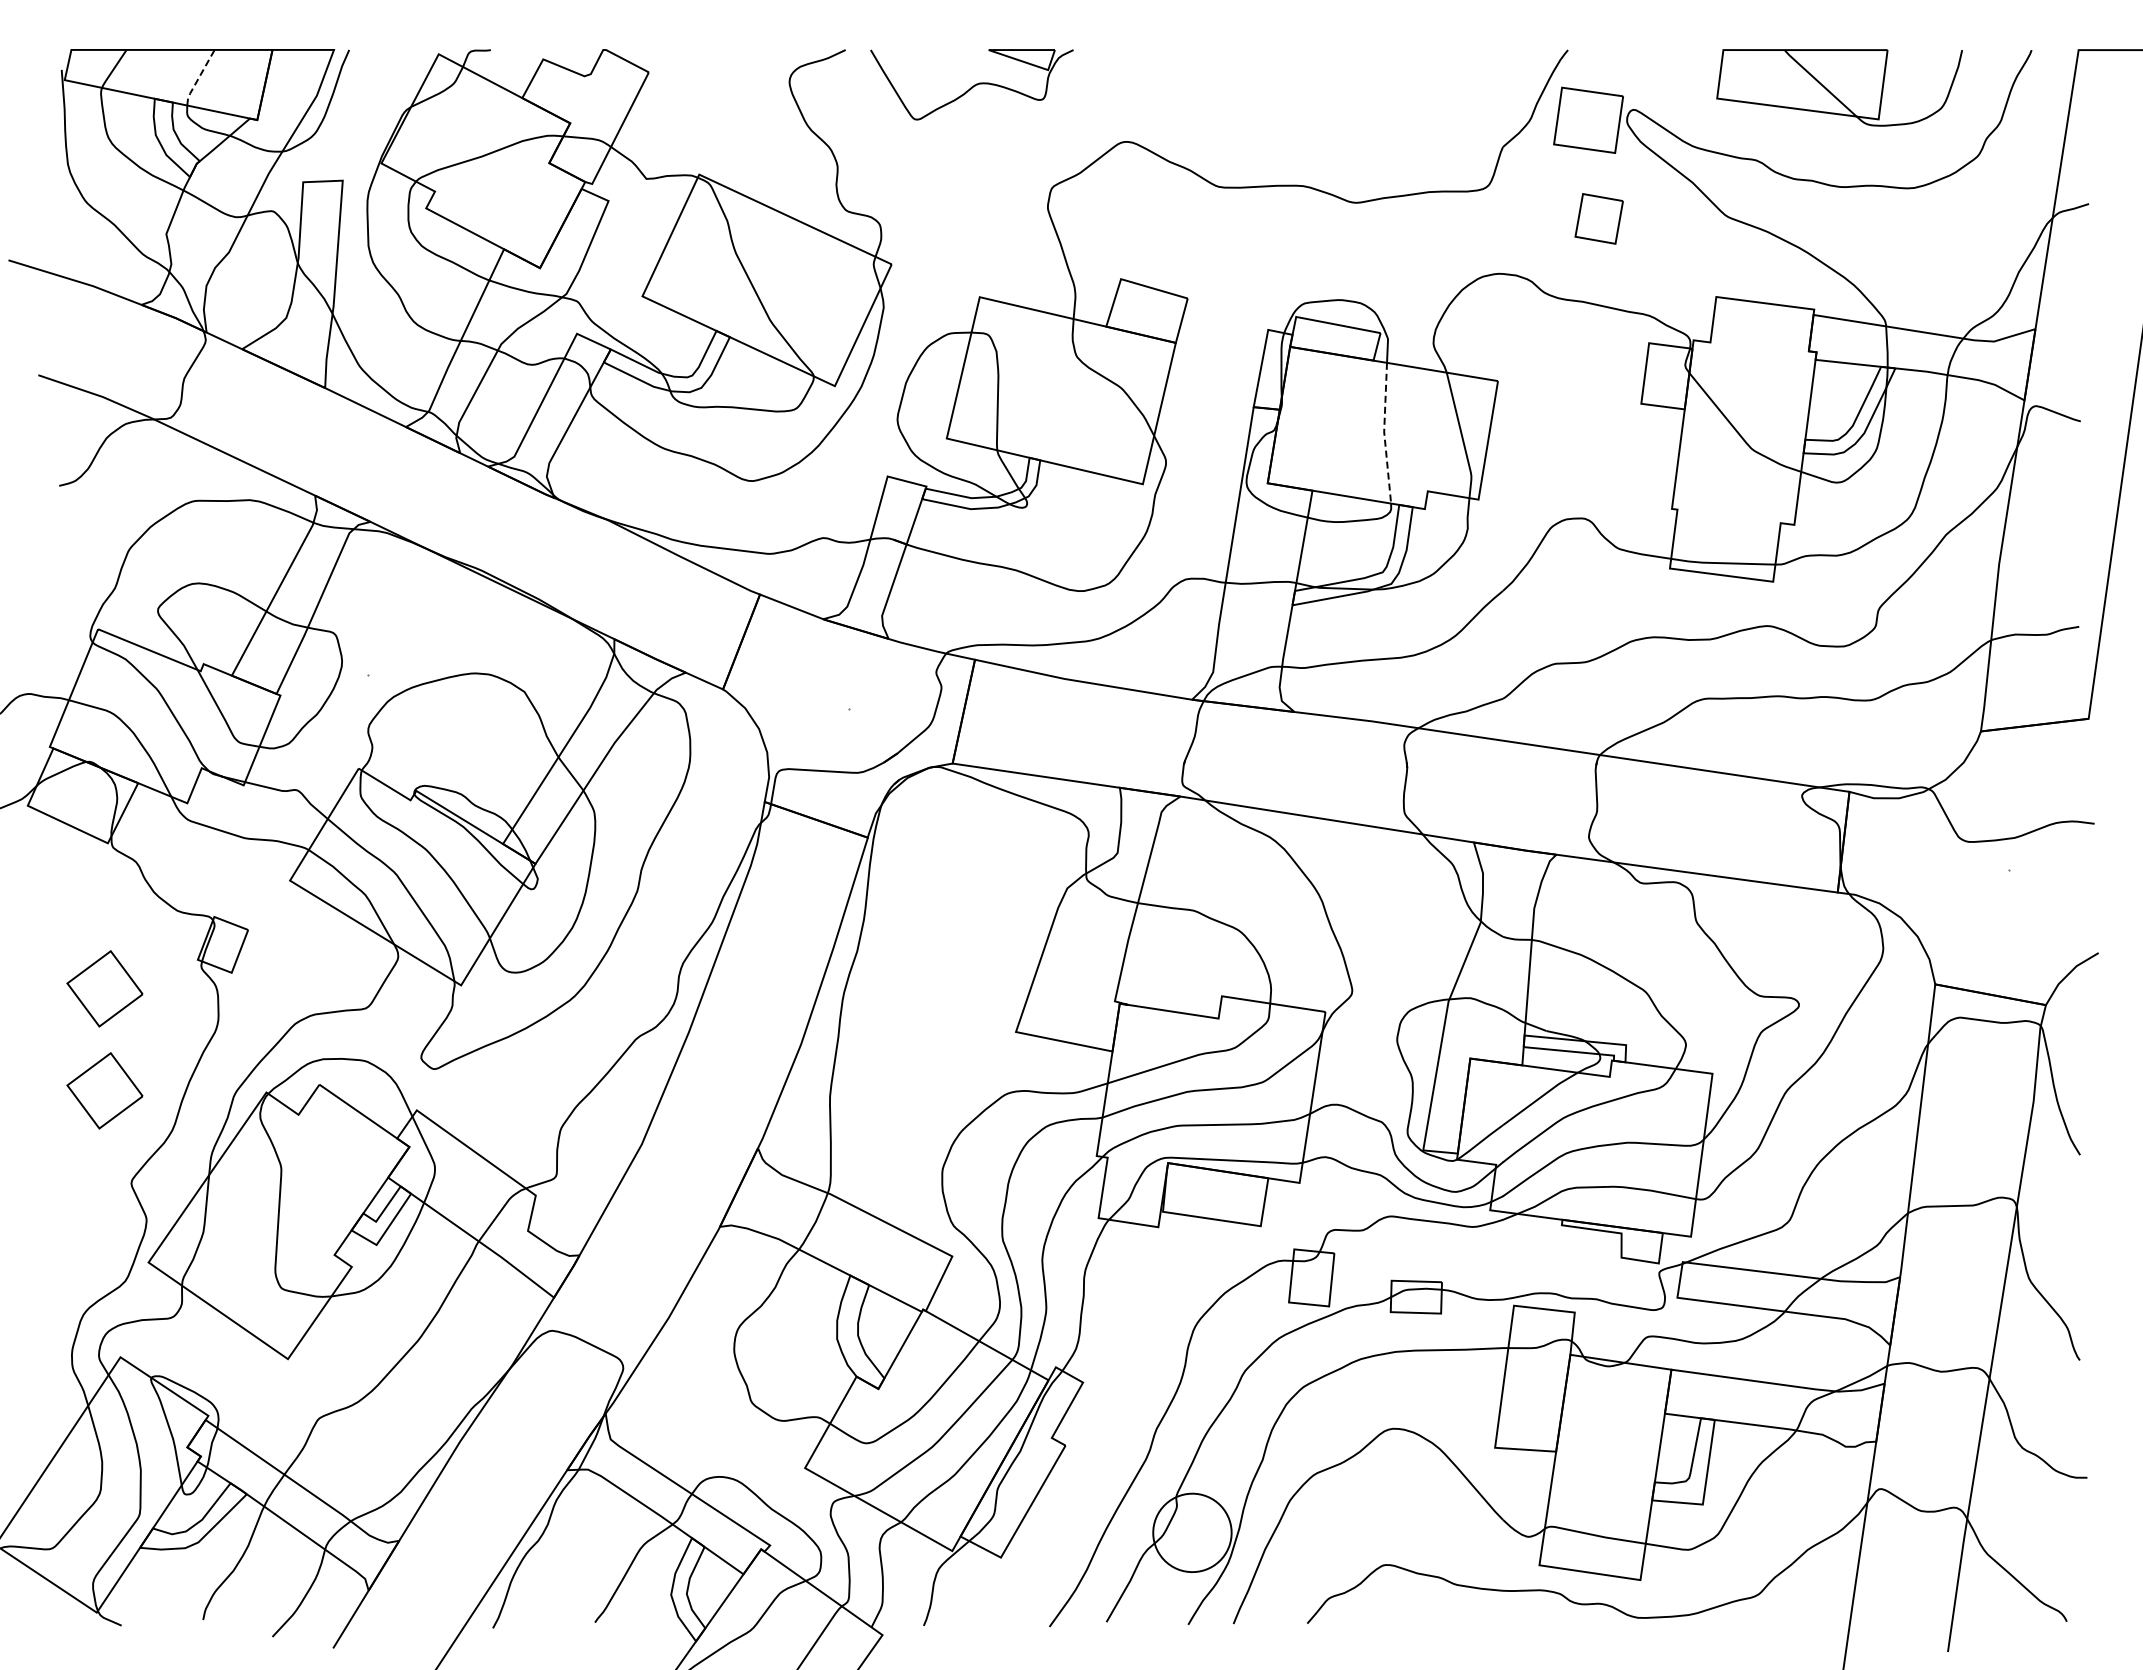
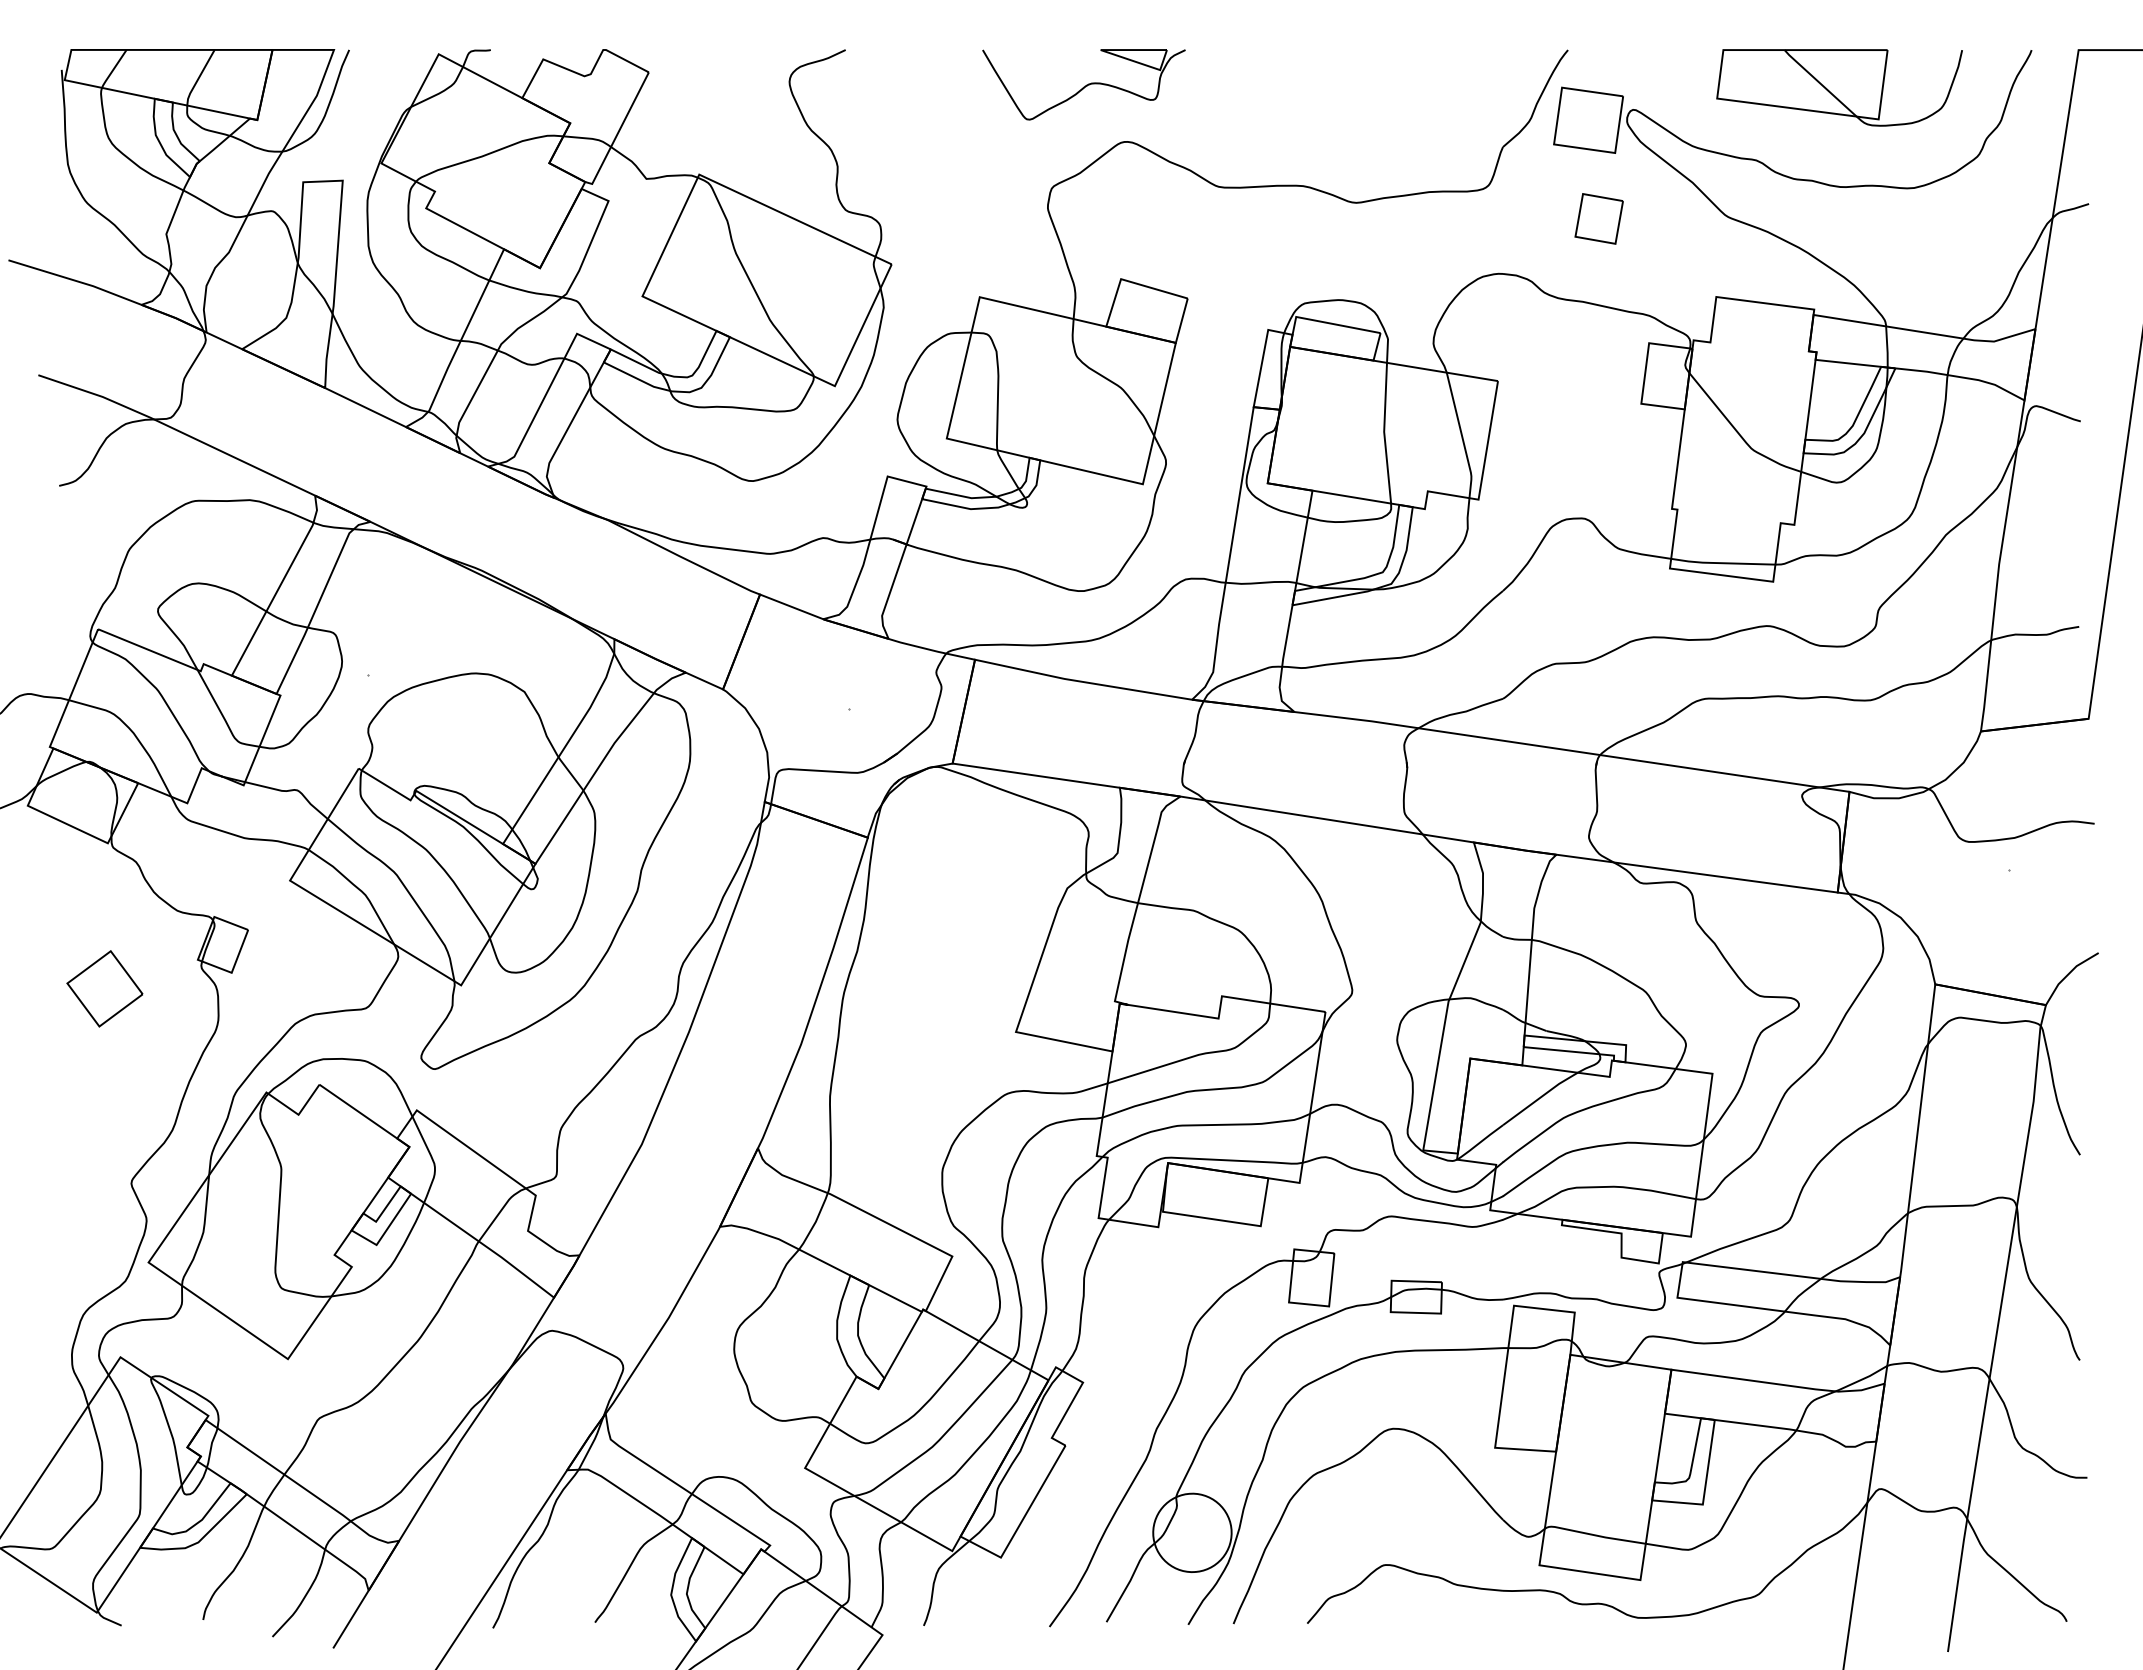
line: dashed -> solid (199, 77)
part position: (971, 84) -> (1083, 84) (1083, 84)
line: dashed -> solid (1384, 432)
part: present -> none (104, 1090)
